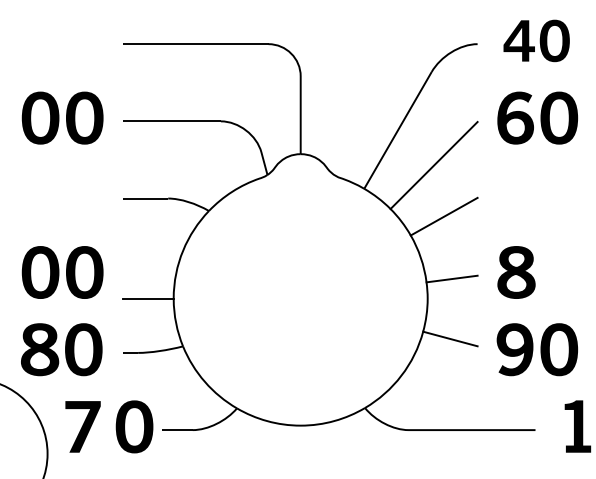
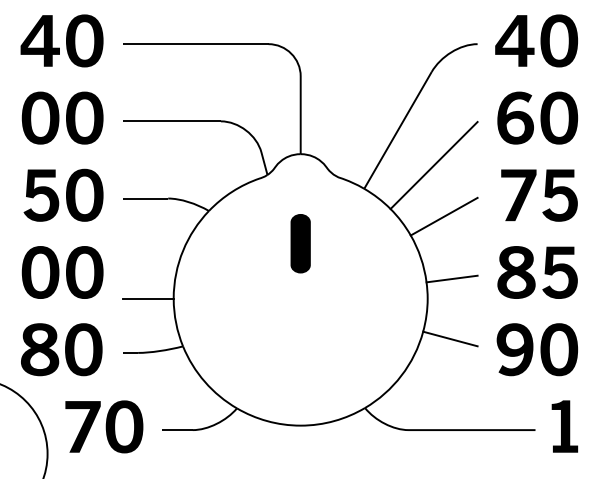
part: none -> present (61, 40)
part size: 67x44 px -> 84x54 px (536, 40)
part: none -> present (63, 194)
fill: none -> present (518, 195)
fill: none -> present (559, 195)
part: none -> present (300, 243)
fill: none -> present (559, 272)
part position: (134, 426) -> (124, 426) (124, 426)
part position: (577, 426) -> (564, 426) (564, 426)
